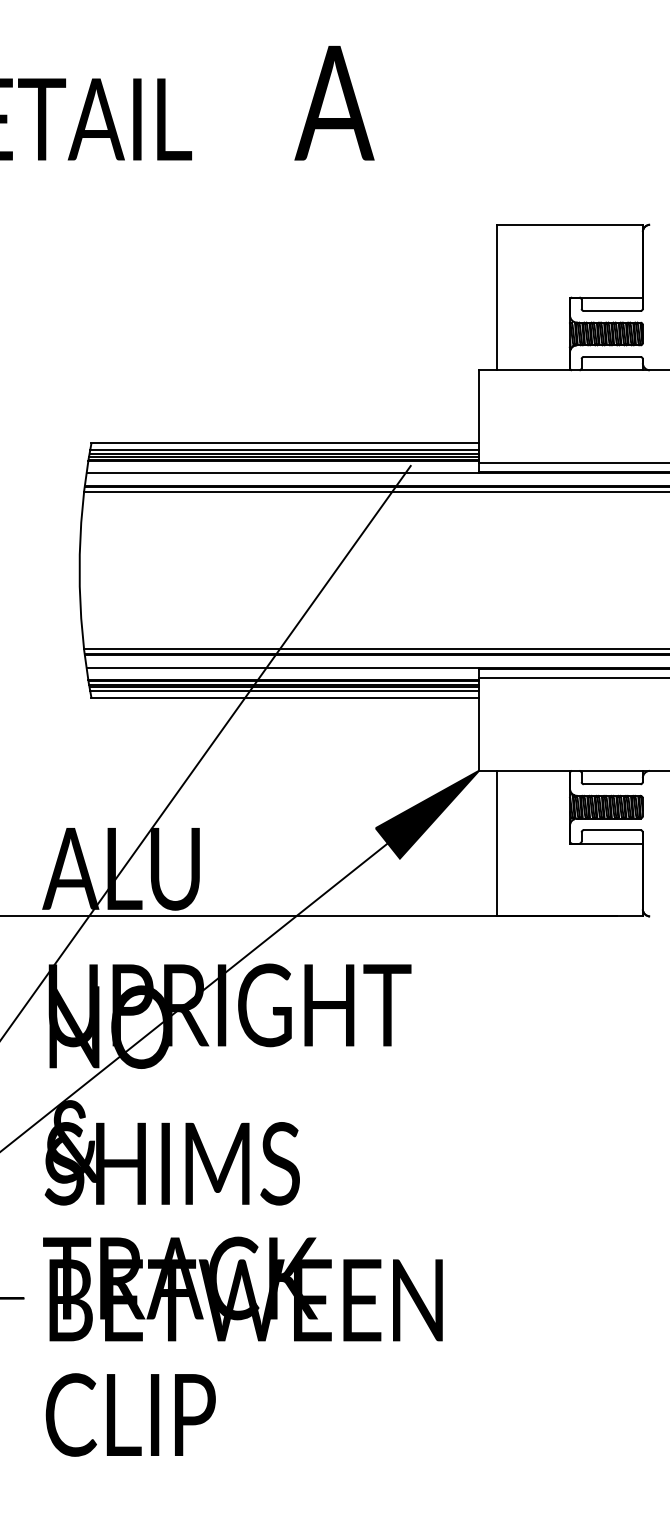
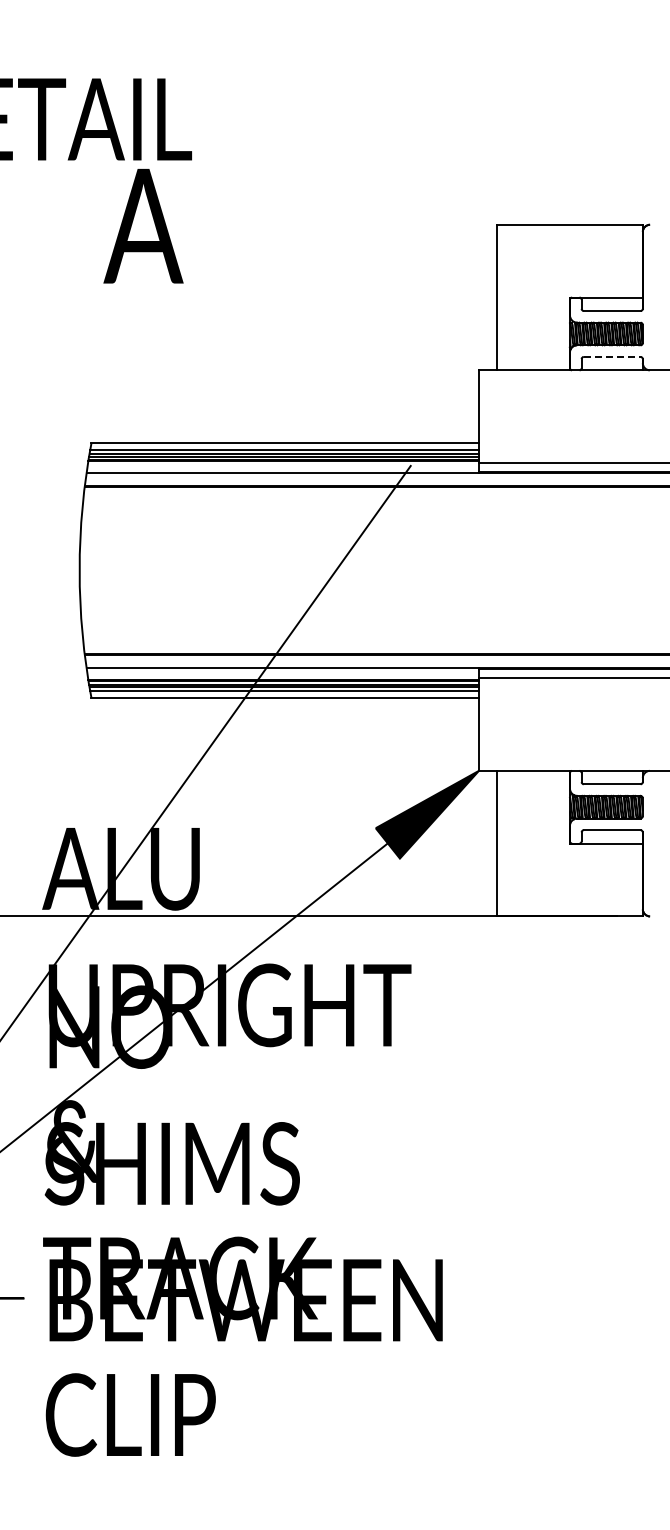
text position: (334, 103) -> (143, 226) (143, 226)
line: solid -> dashed (612, 356)
line: present -> none (375, 492)
line: present -> none (375, 648)
